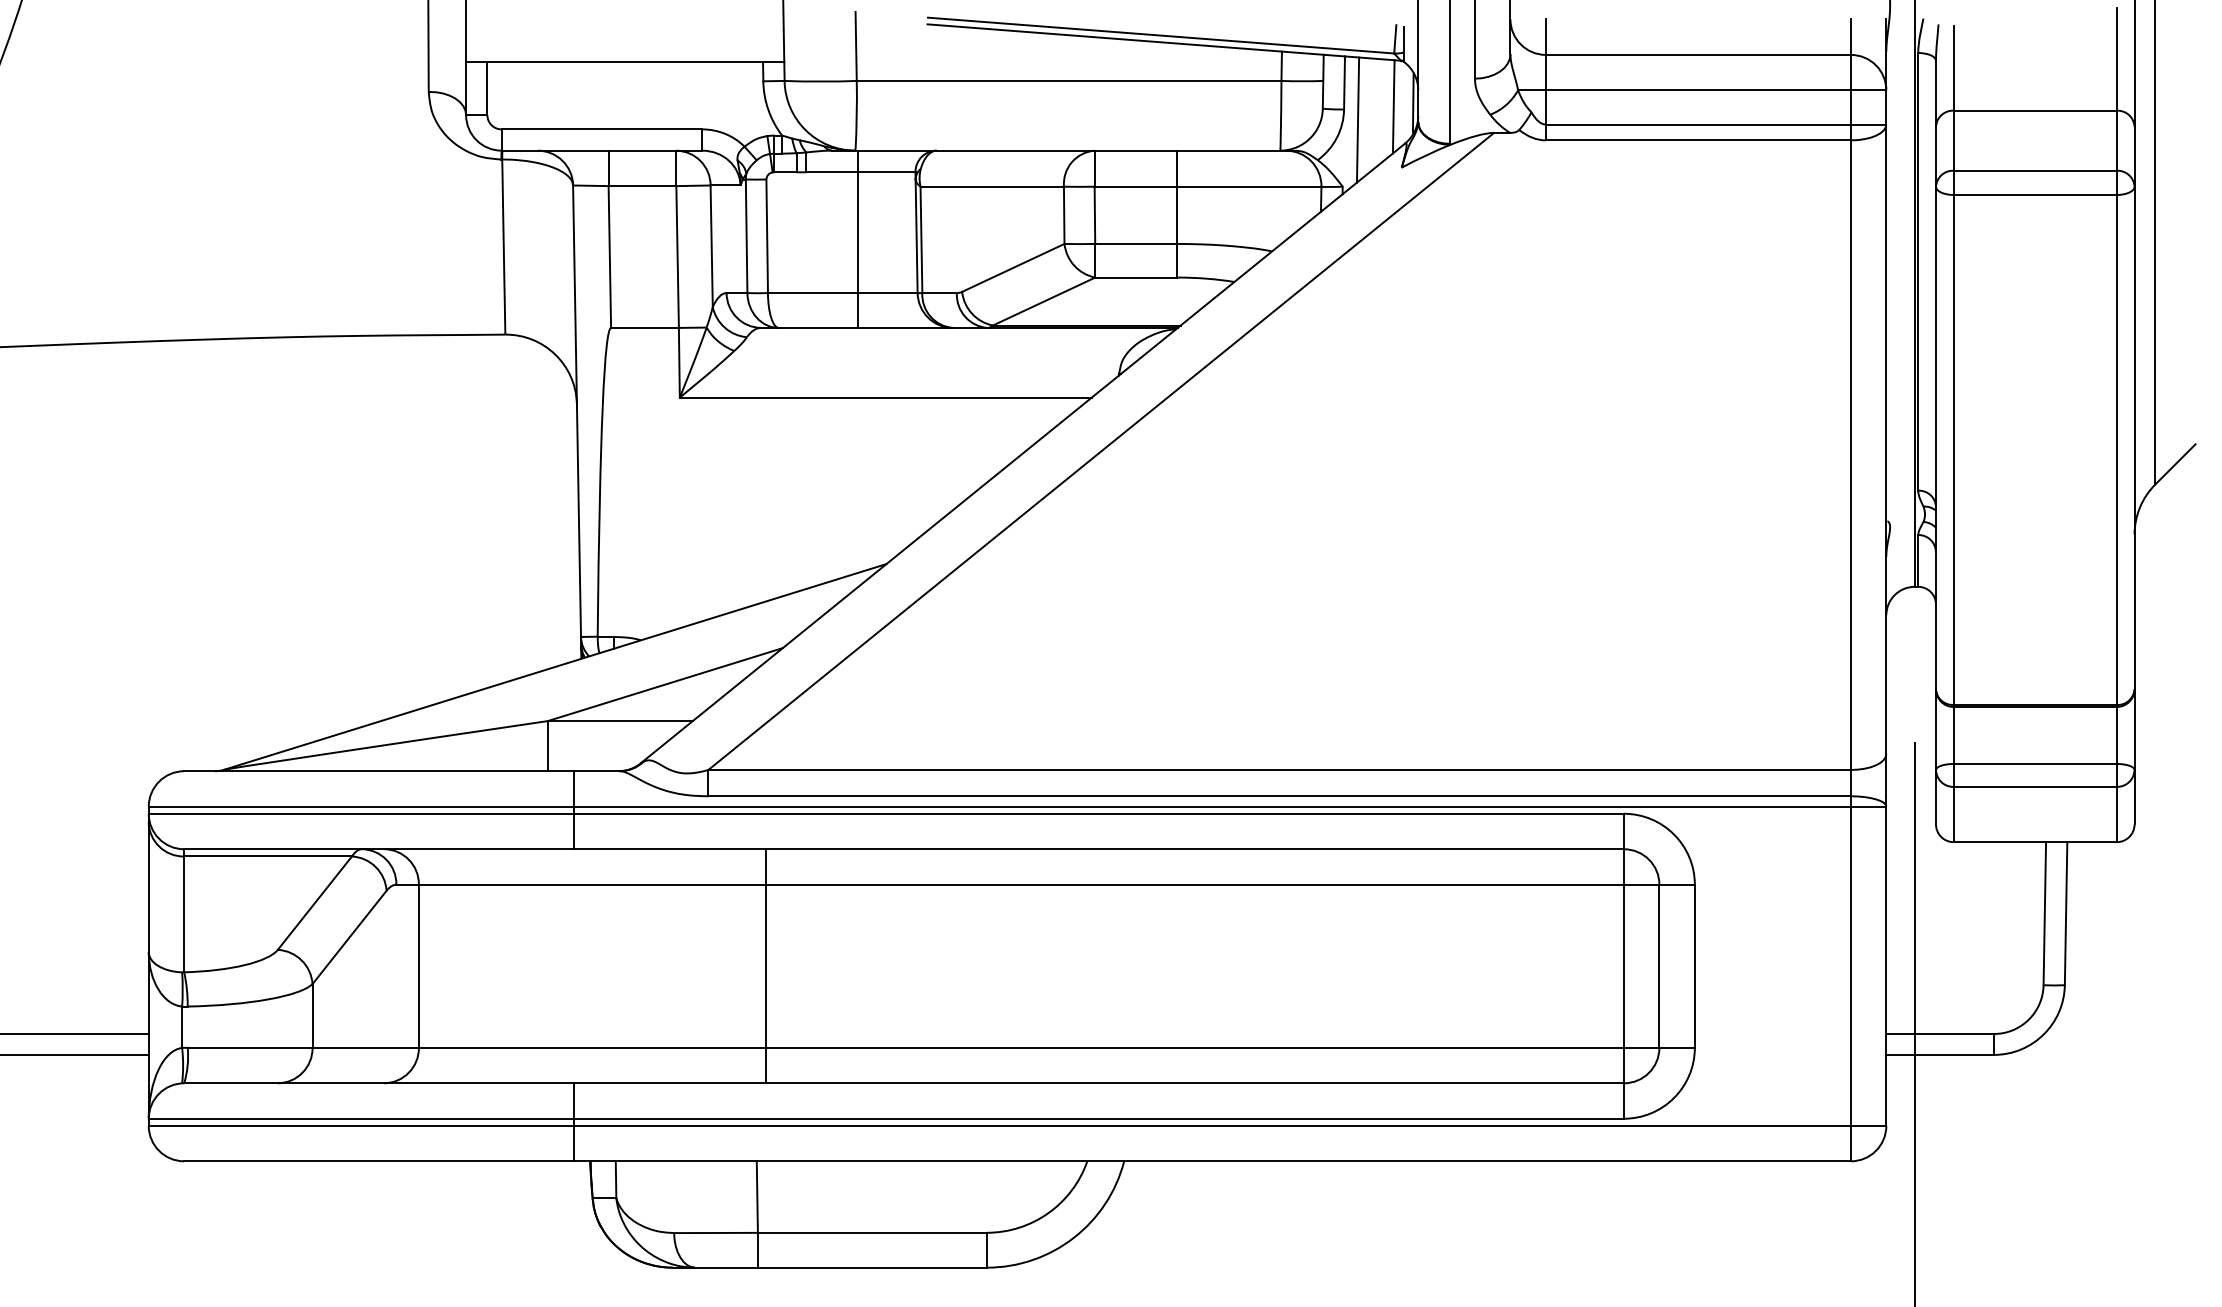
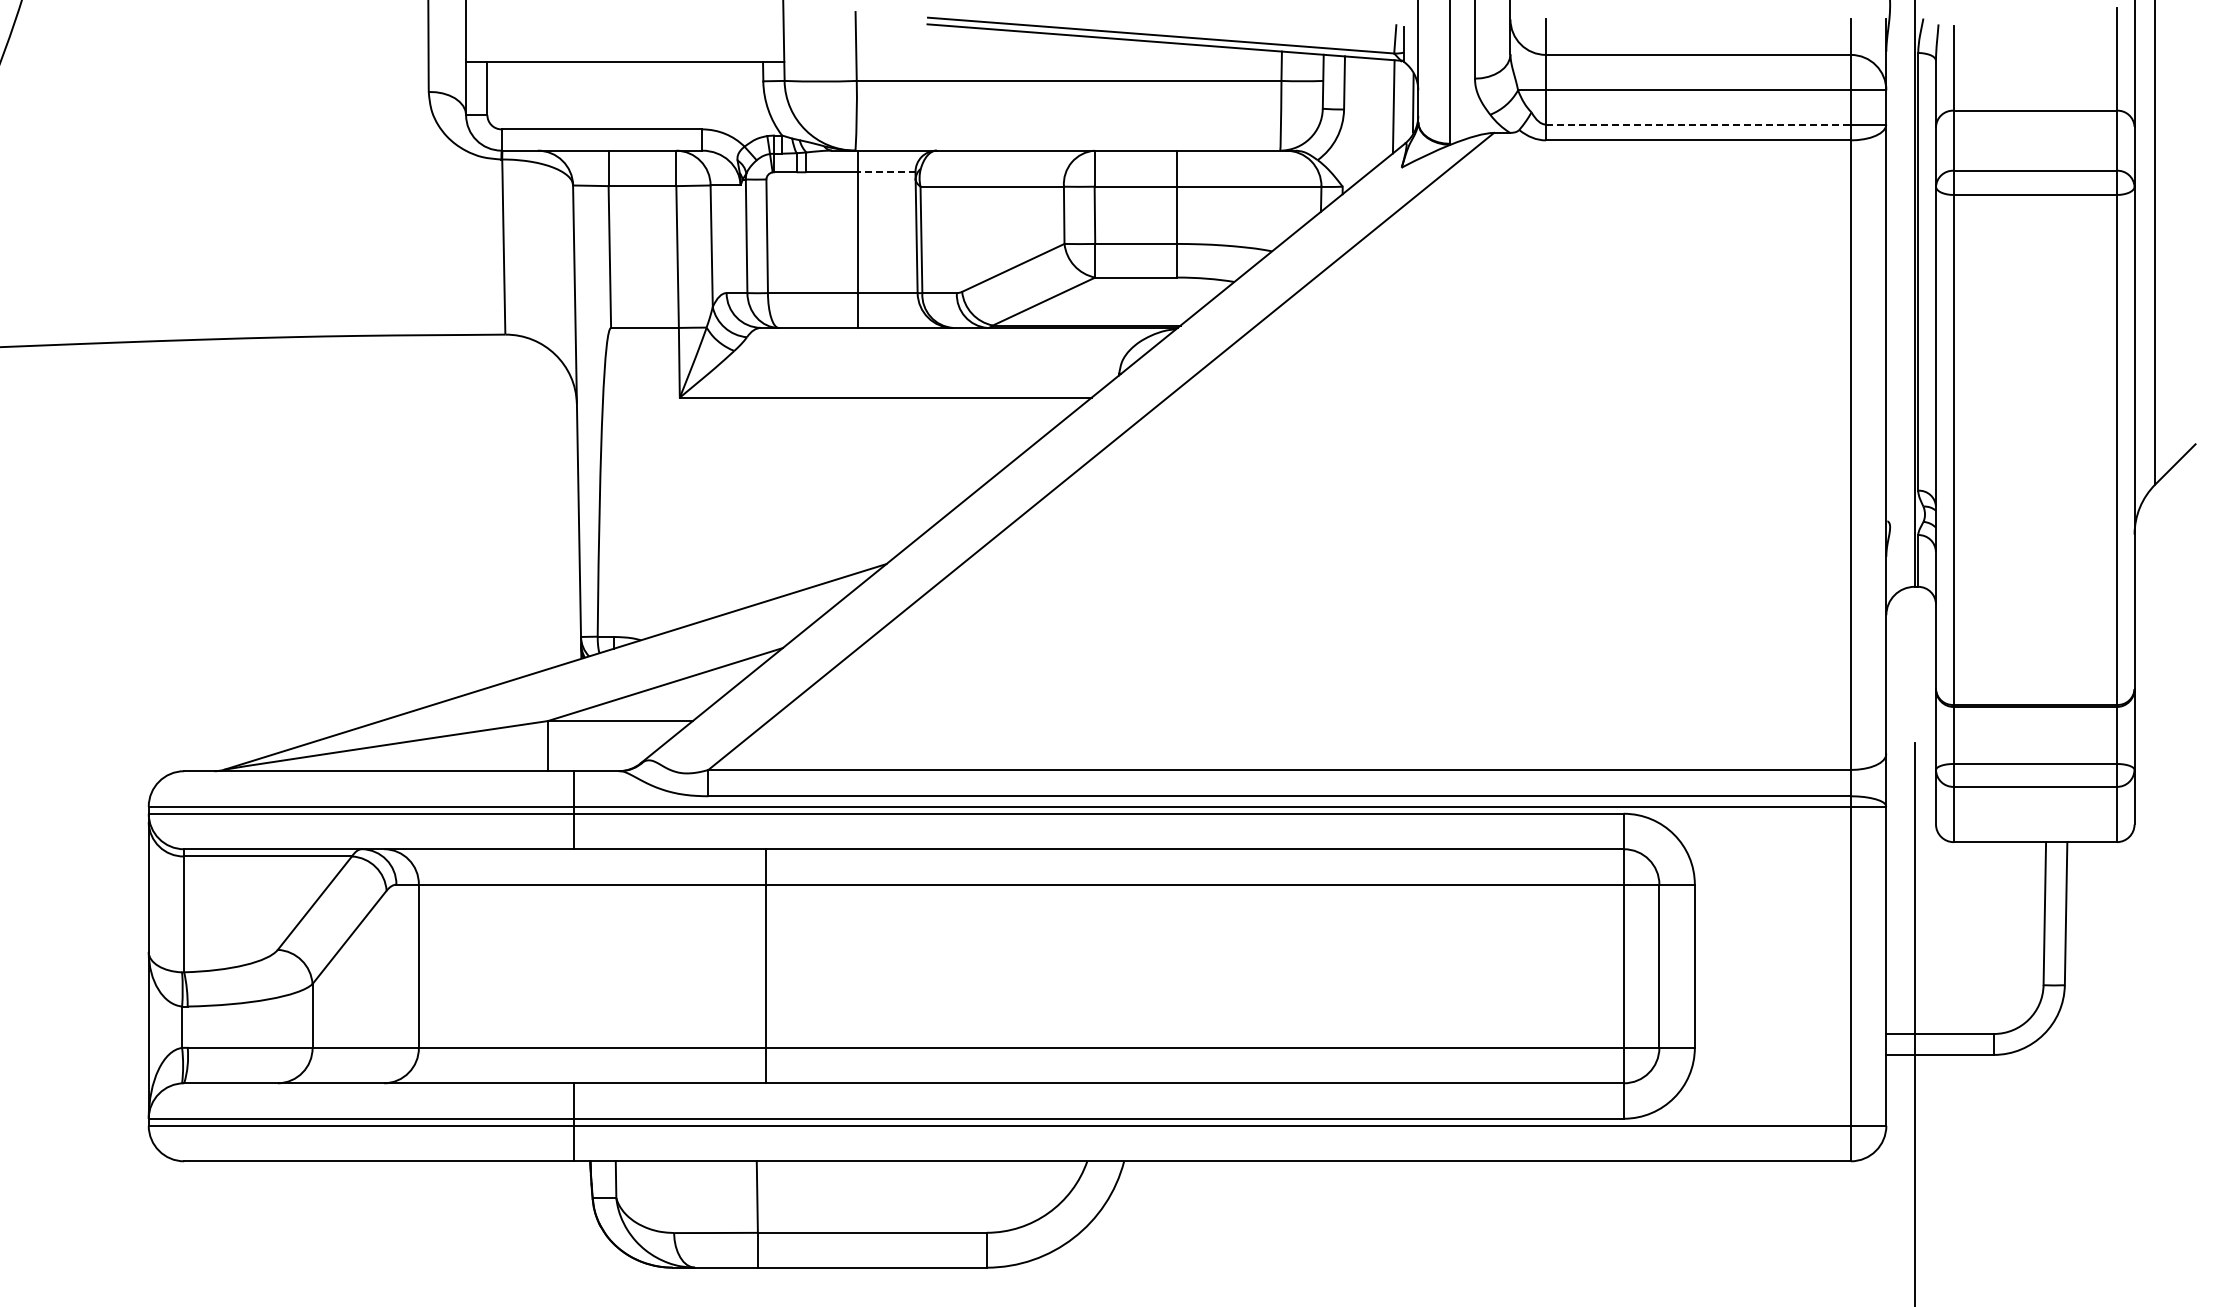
line: present -> none (1357, 119)
line: solid -> dashed (1698, 124)
line: solid -> dashed (886, 172)
line: present -> none (75, 1034)
line: present -> none (75, 1054)
